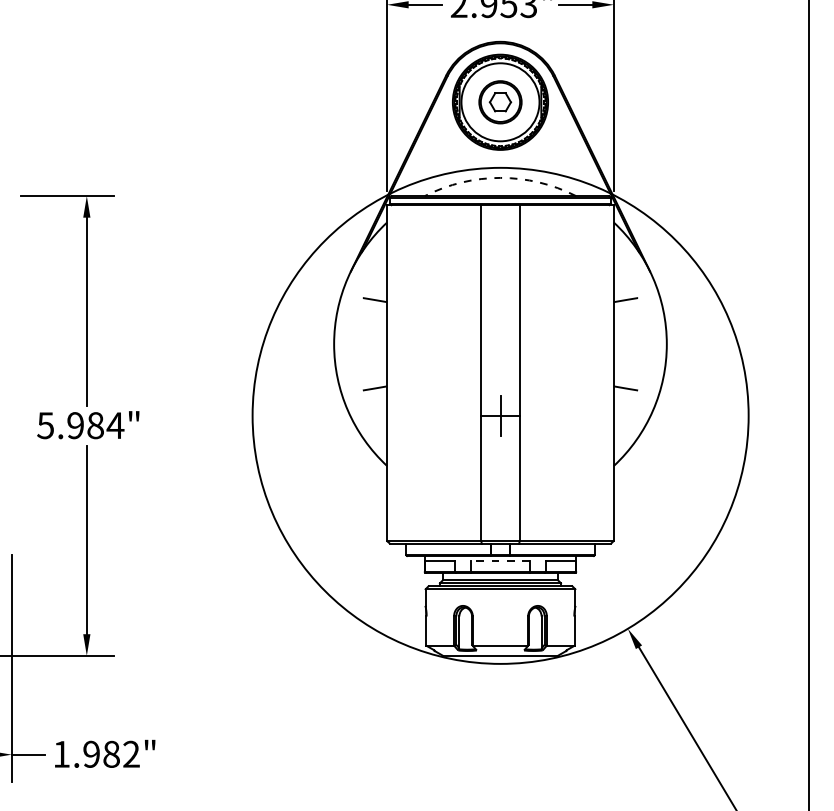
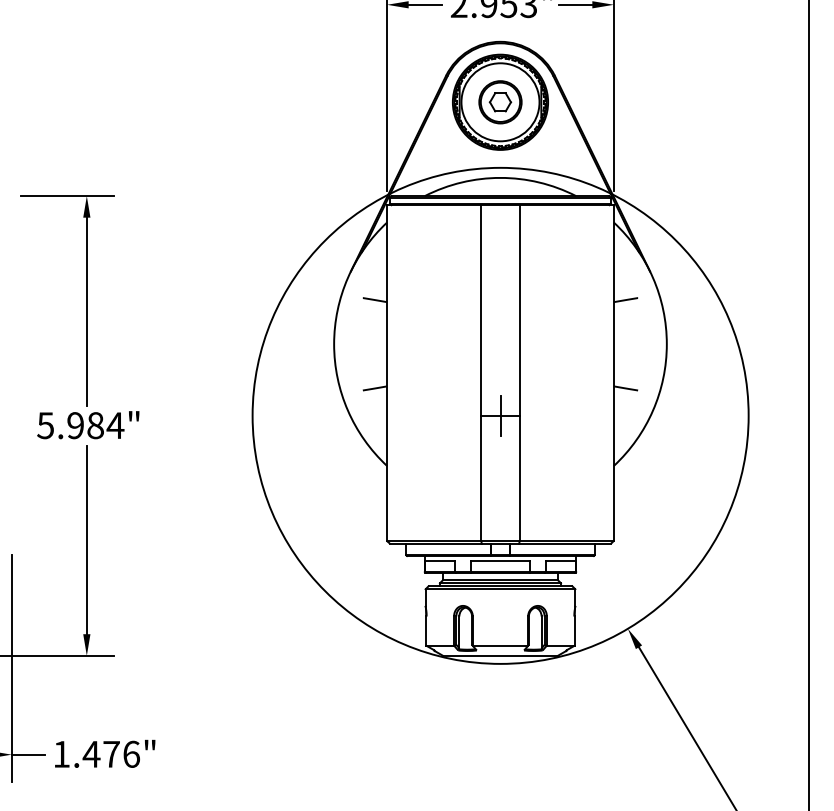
arc: dashed -> solid (500, 177)
line: dashed -> solid (500, 560)
text: 1.982" -> 1.476" (110, 753)
